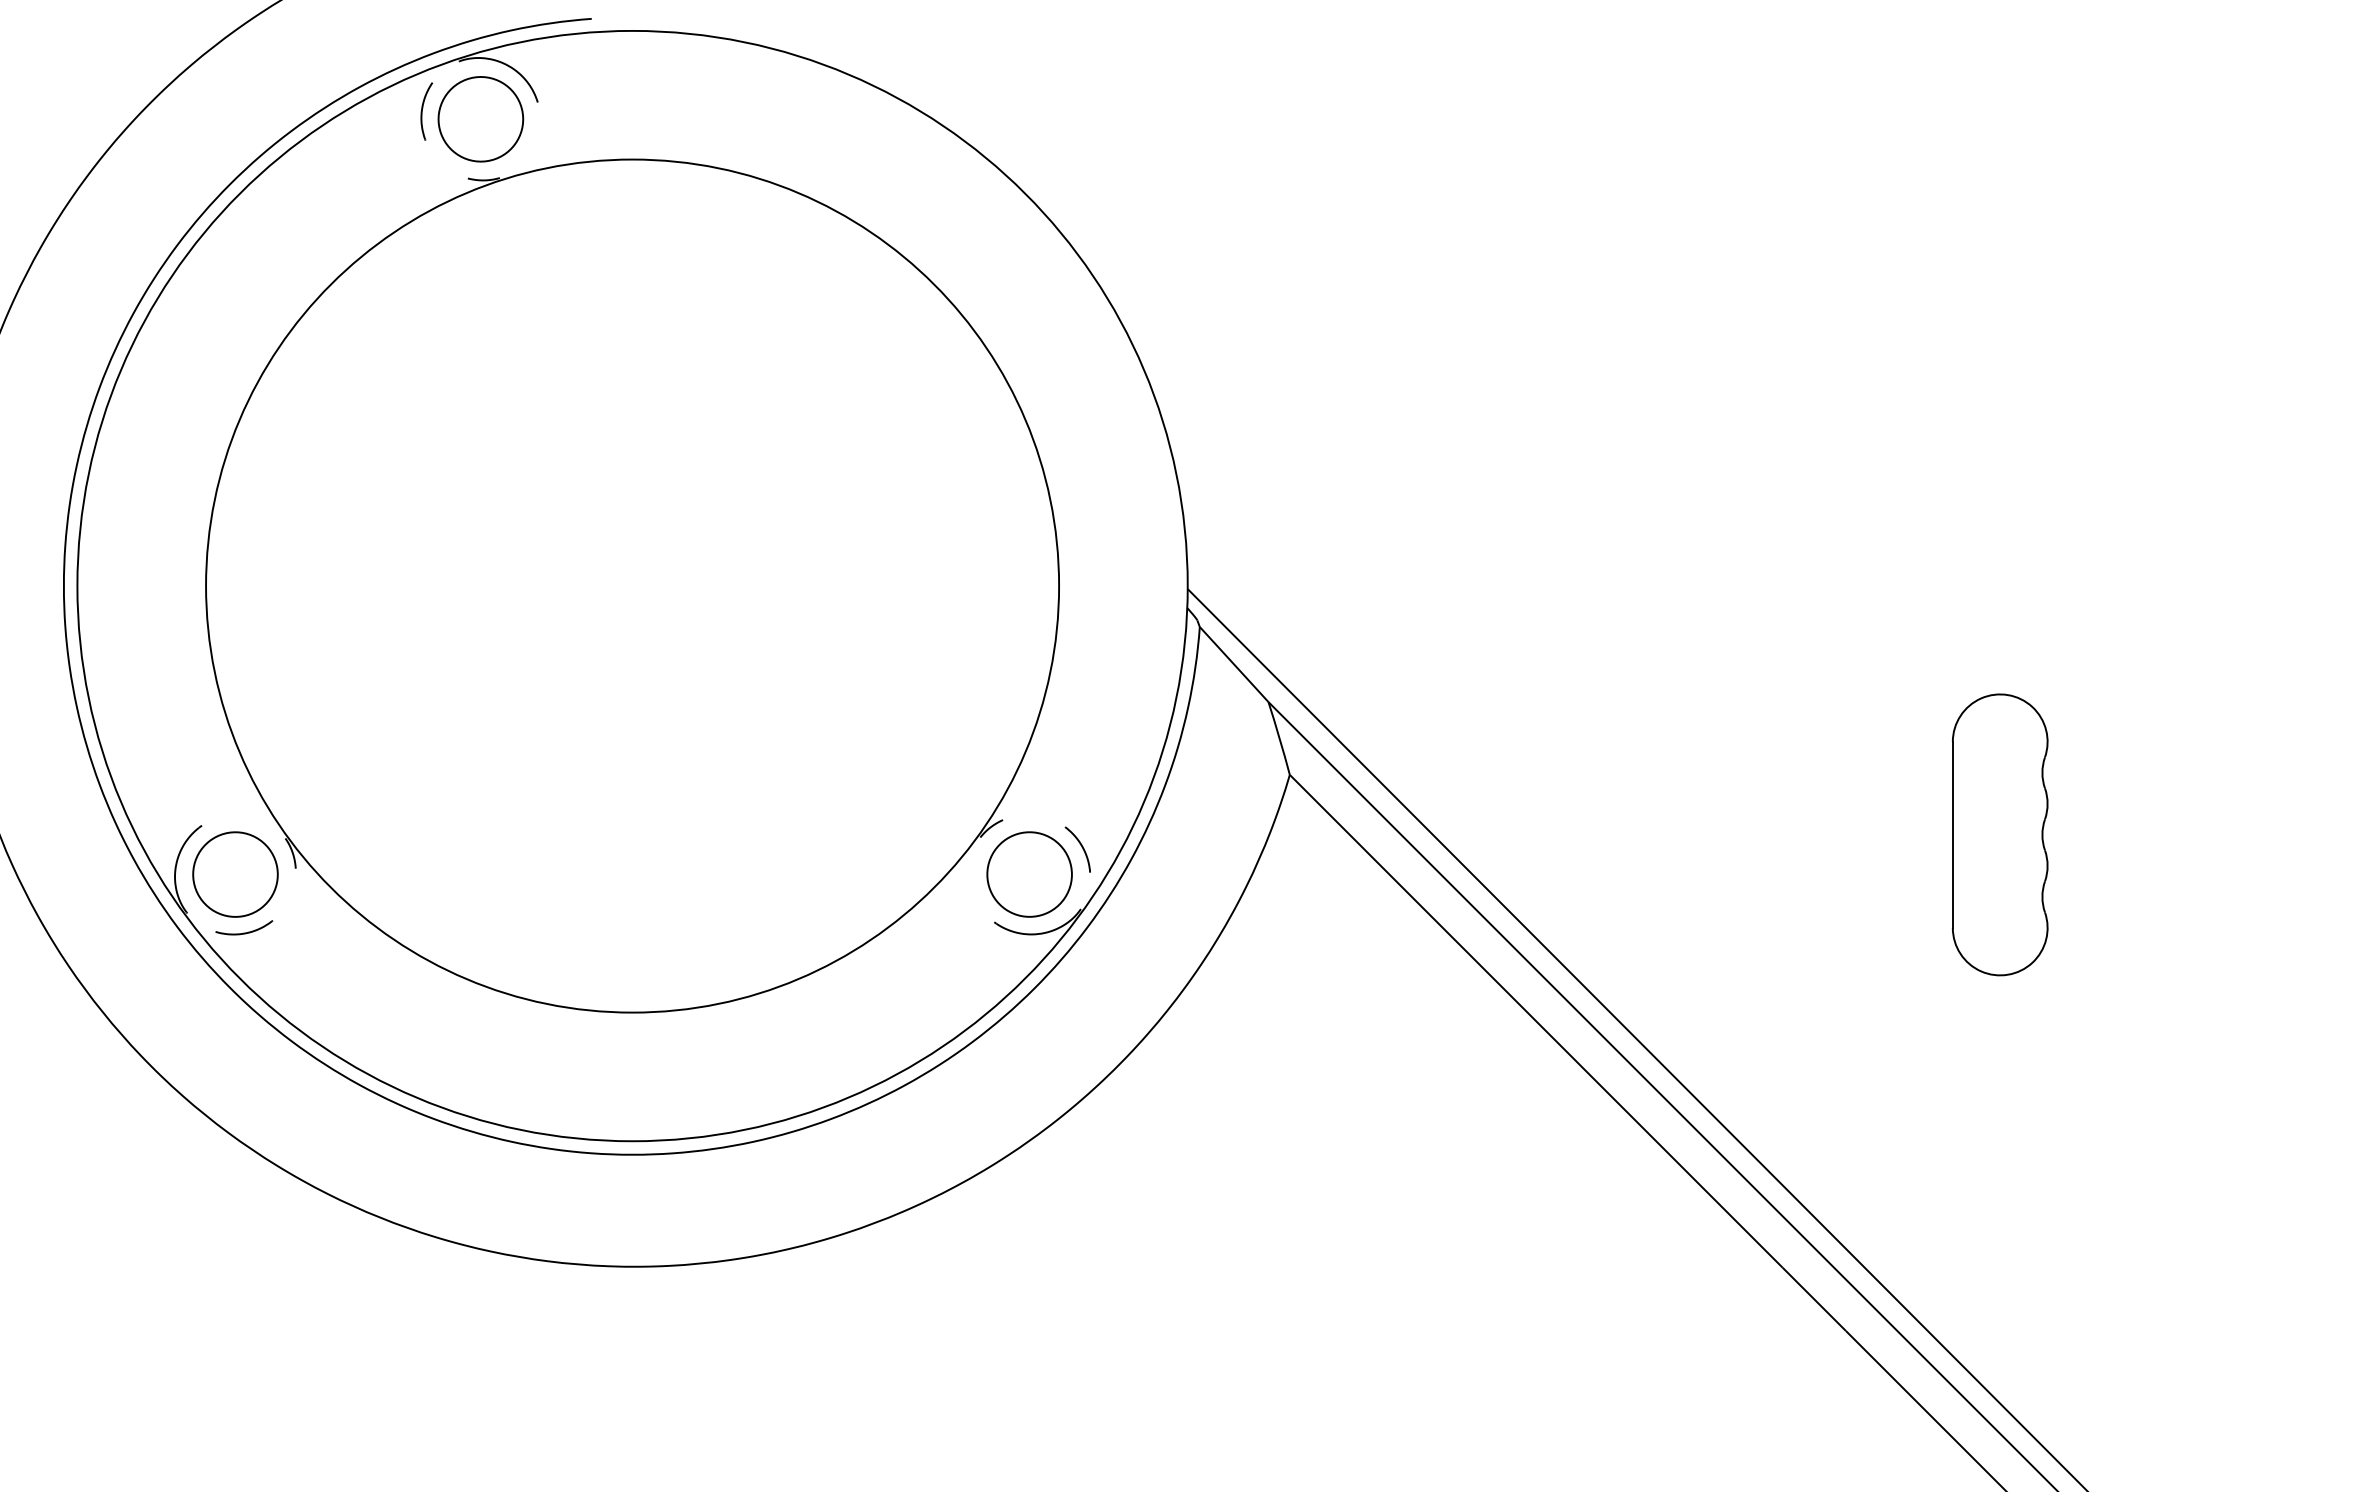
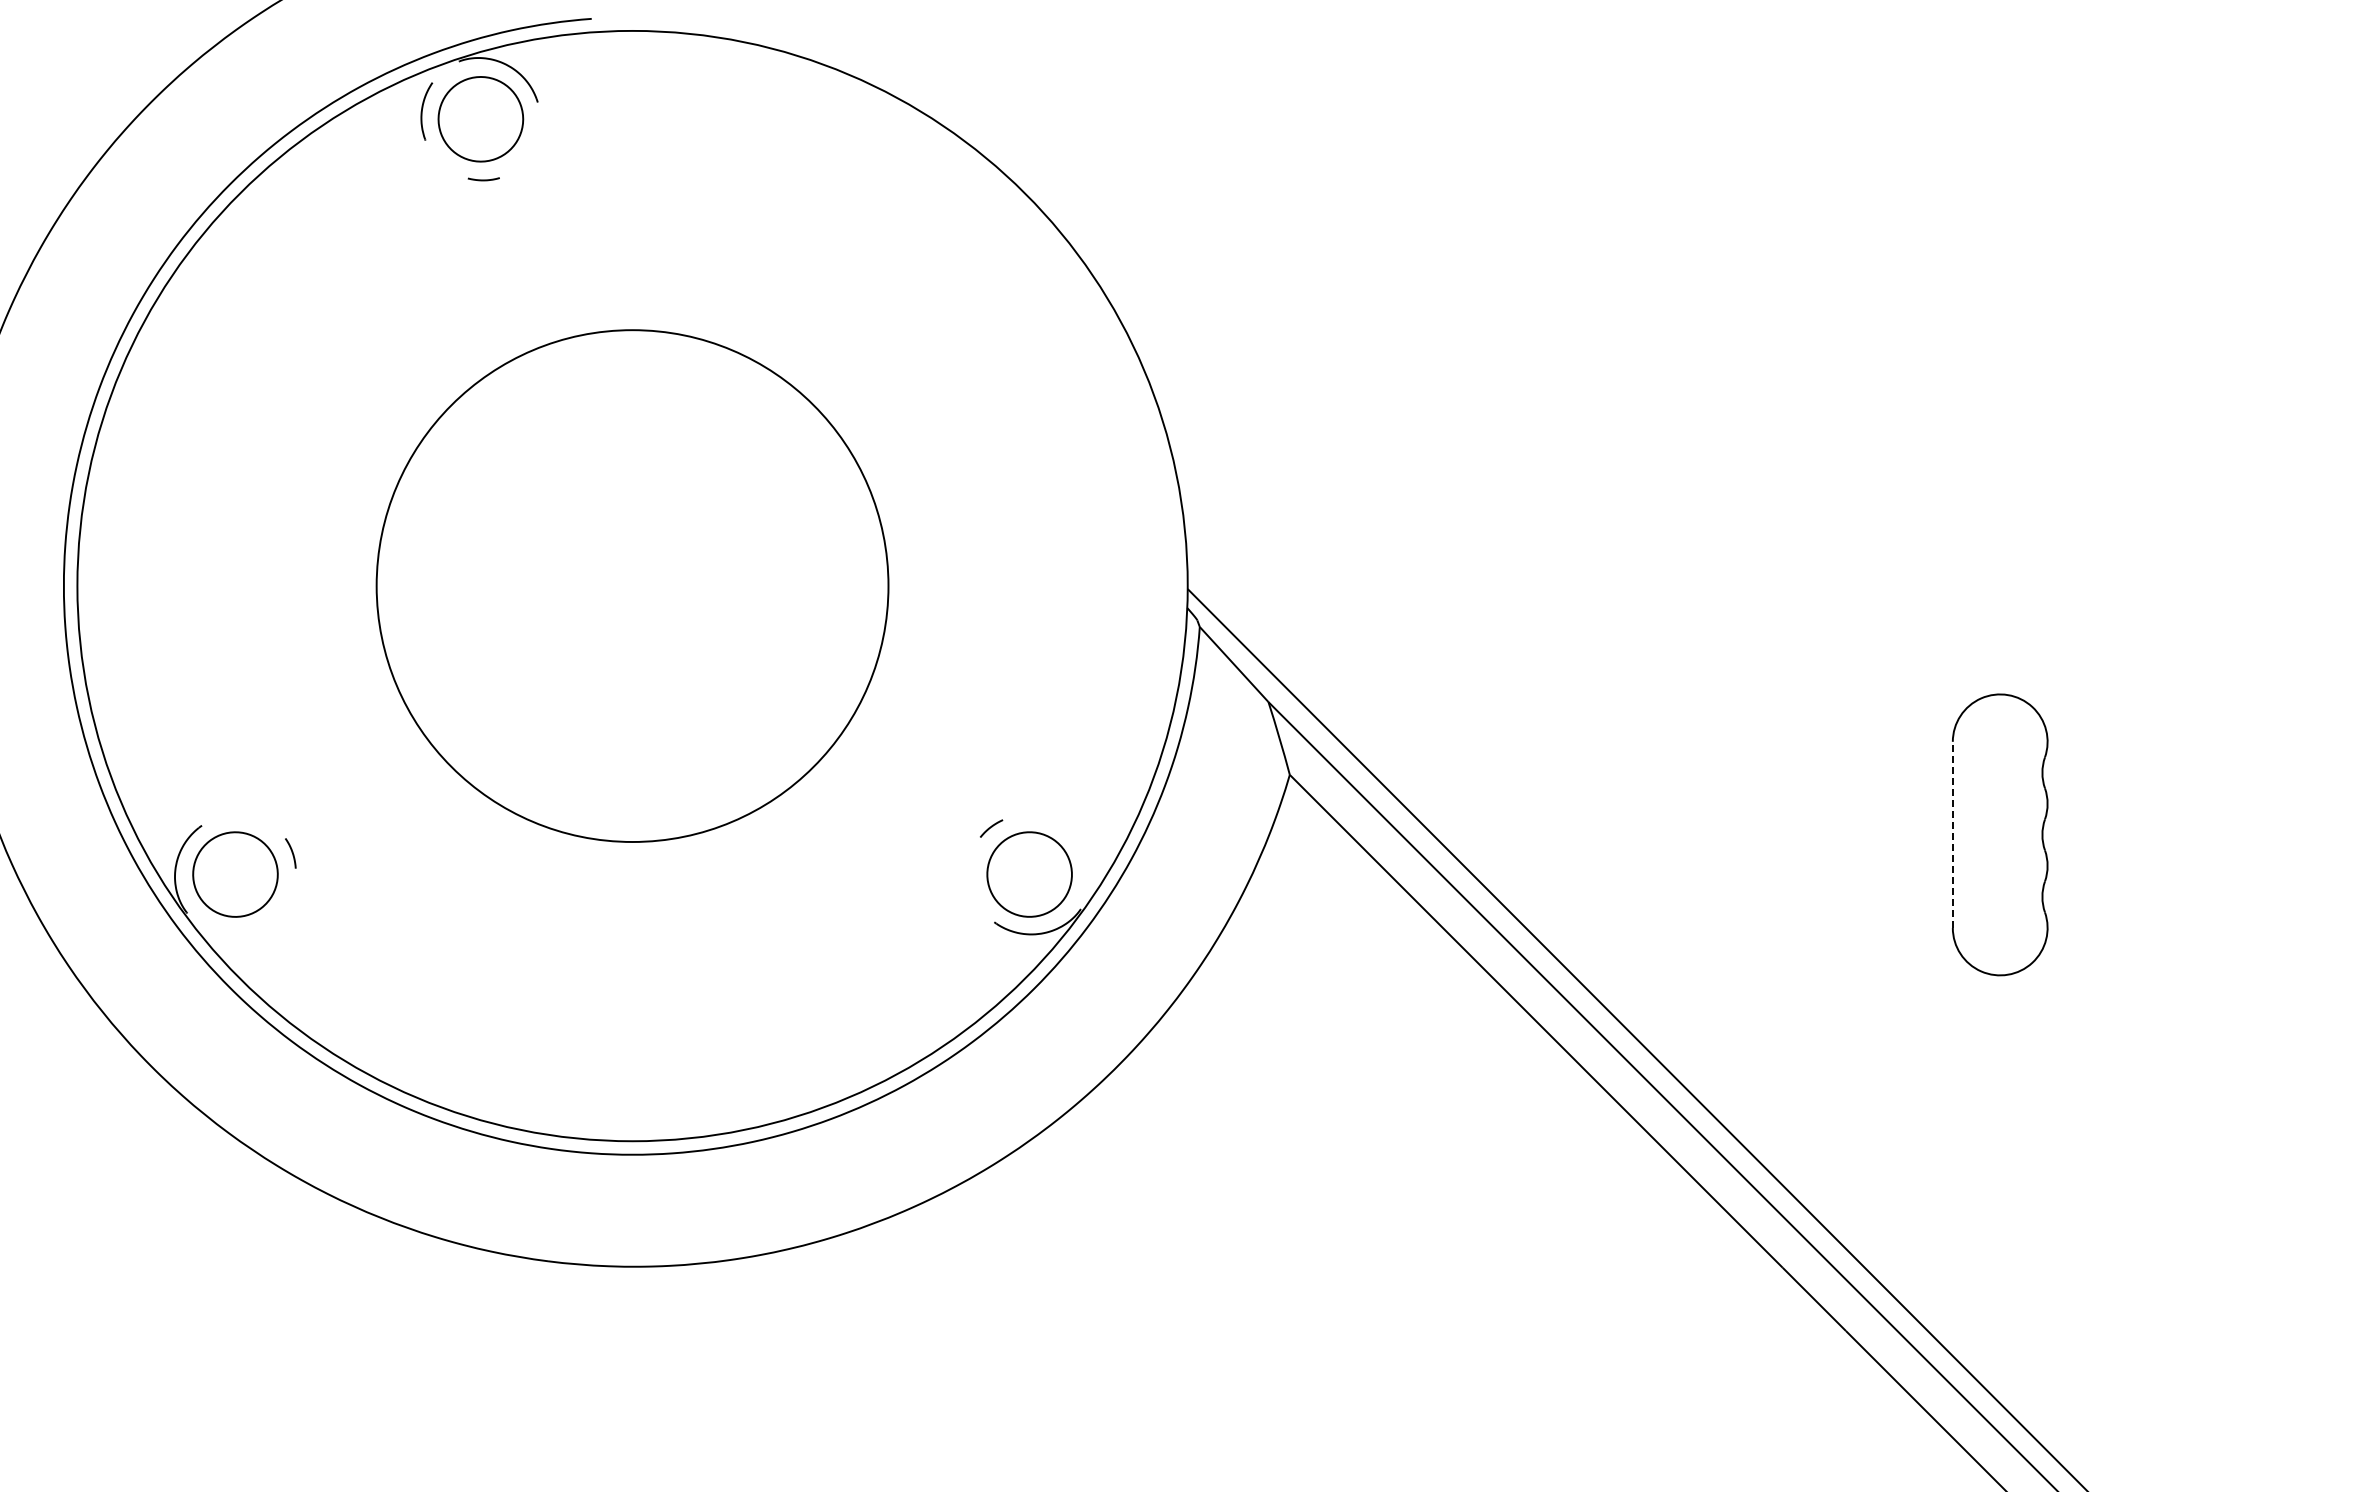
circle diameter: 853 px -> 512 px (632, 586)
line: solid -> dashed (1952, 834)
curve: present -> none (1081, 847)
part: present -> none (244, 927)
